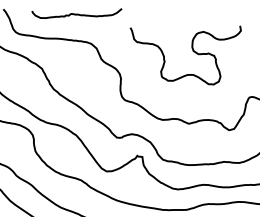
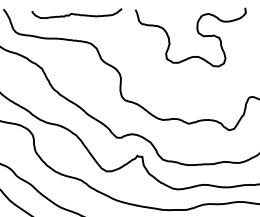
curve position: (192, 51) -> (197, 33) (197, 33)
